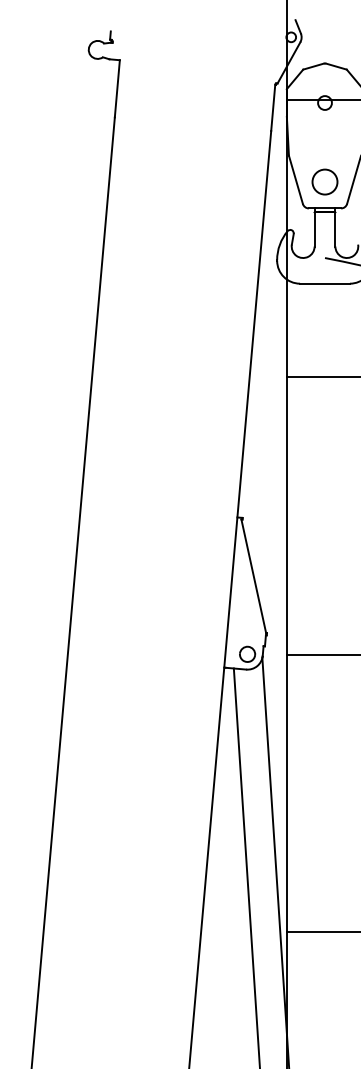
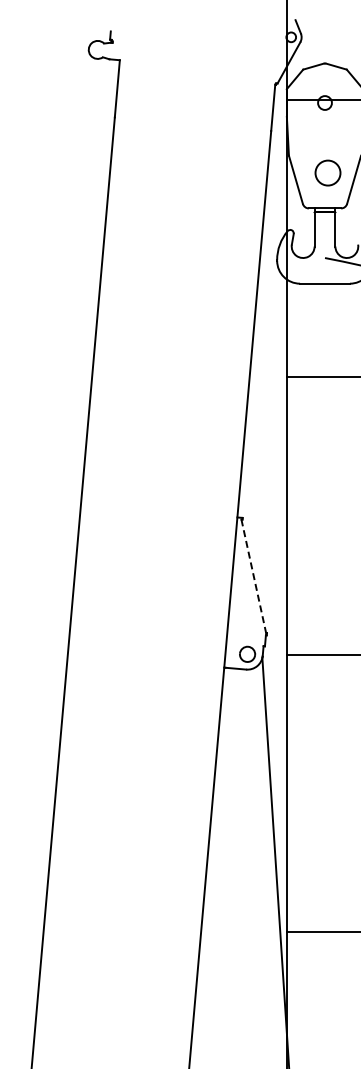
circle position: (324, 181) -> (327, 172) (327, 172)
line: solid -> dashed (253, 576)
line: present -> none (246, 866)
